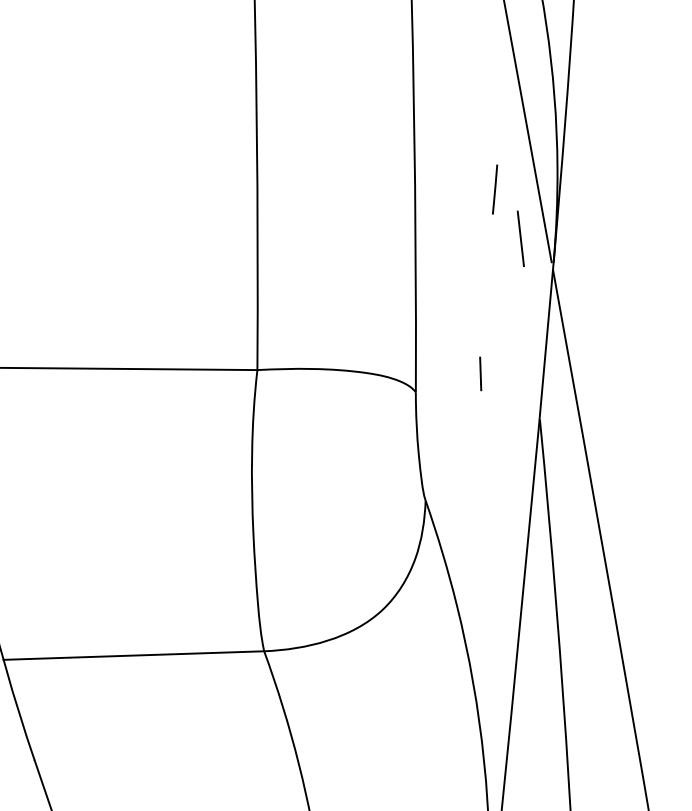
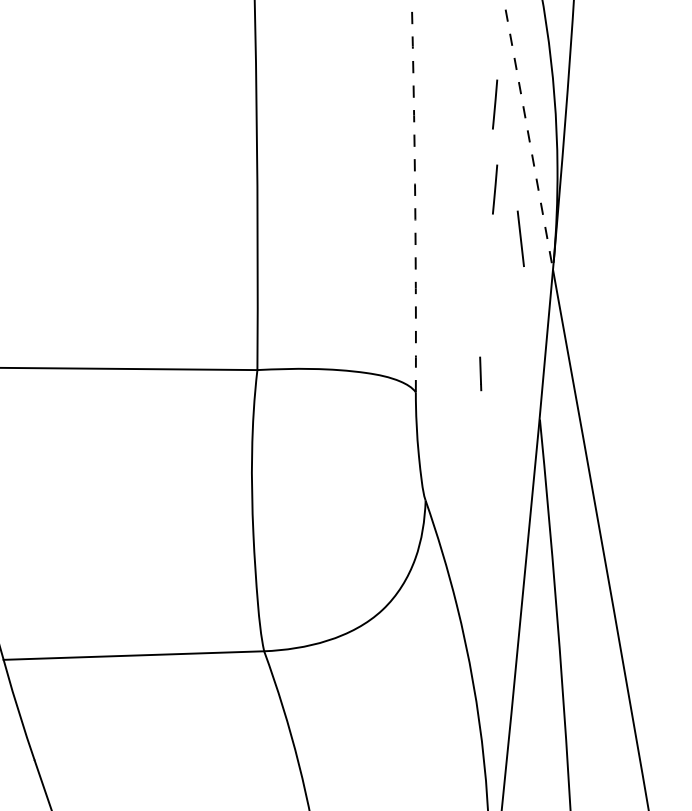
line: none -> present (495, 104)
line: solid -> dashed (527, 131)
arc: solid -> dashed (415, 195)
